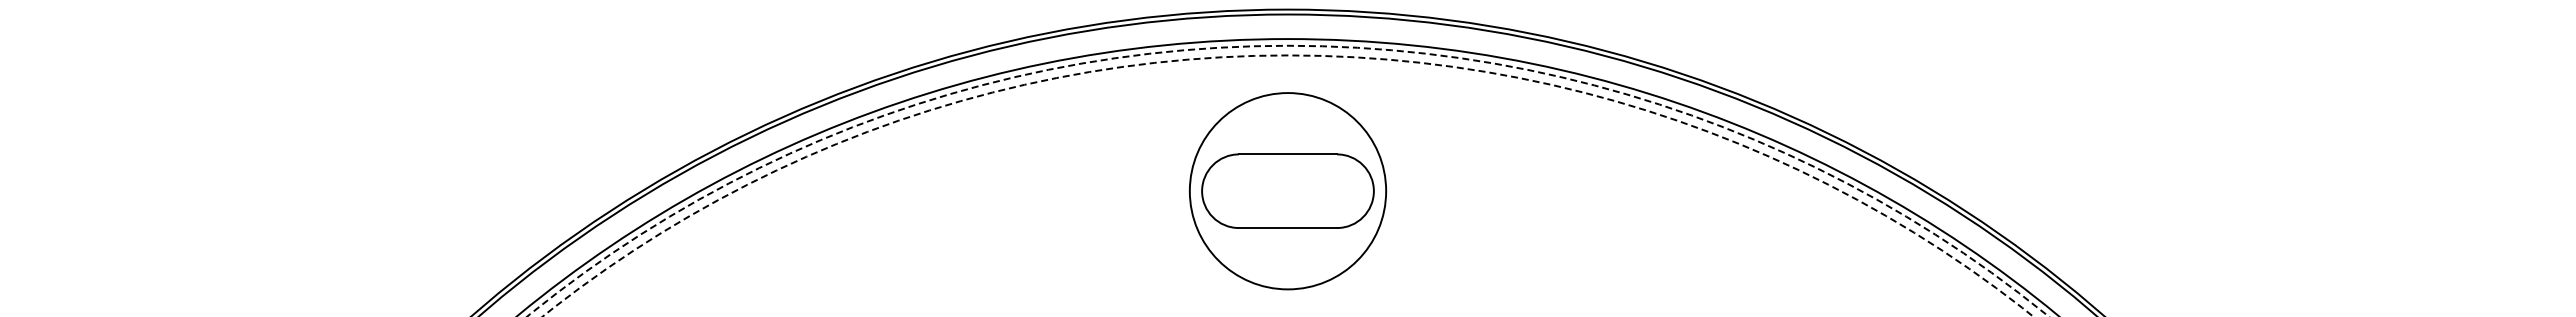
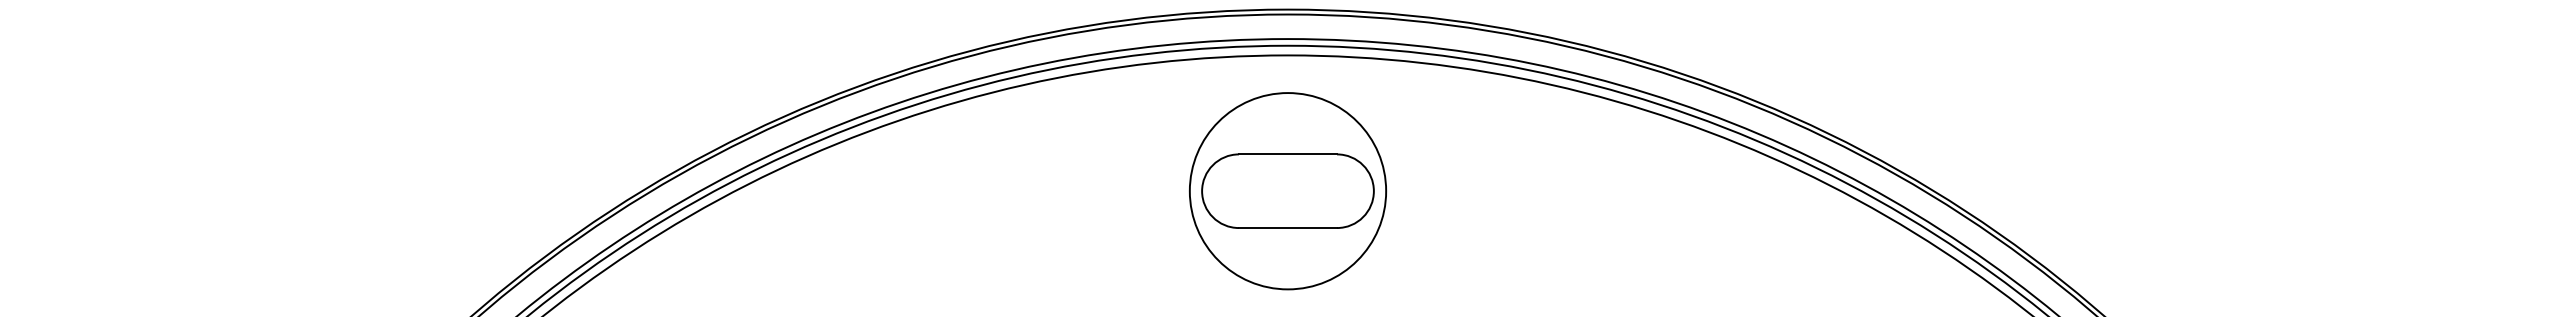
arc: dashed -> solid (1287, 45)
arc: dashed -> solid (1287, 55)
